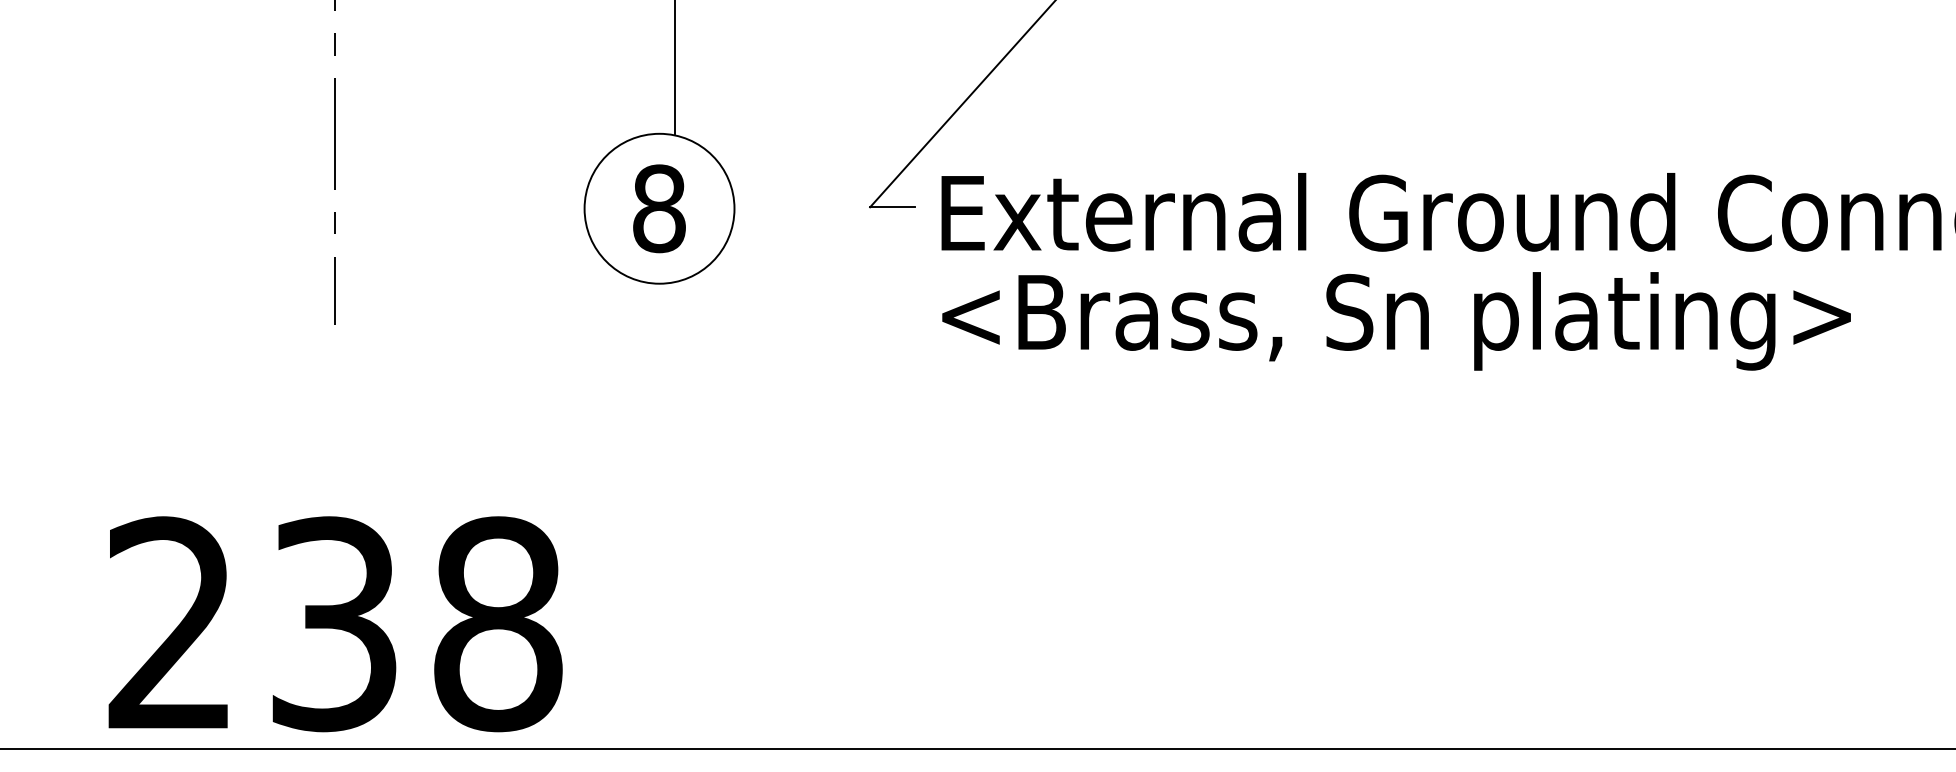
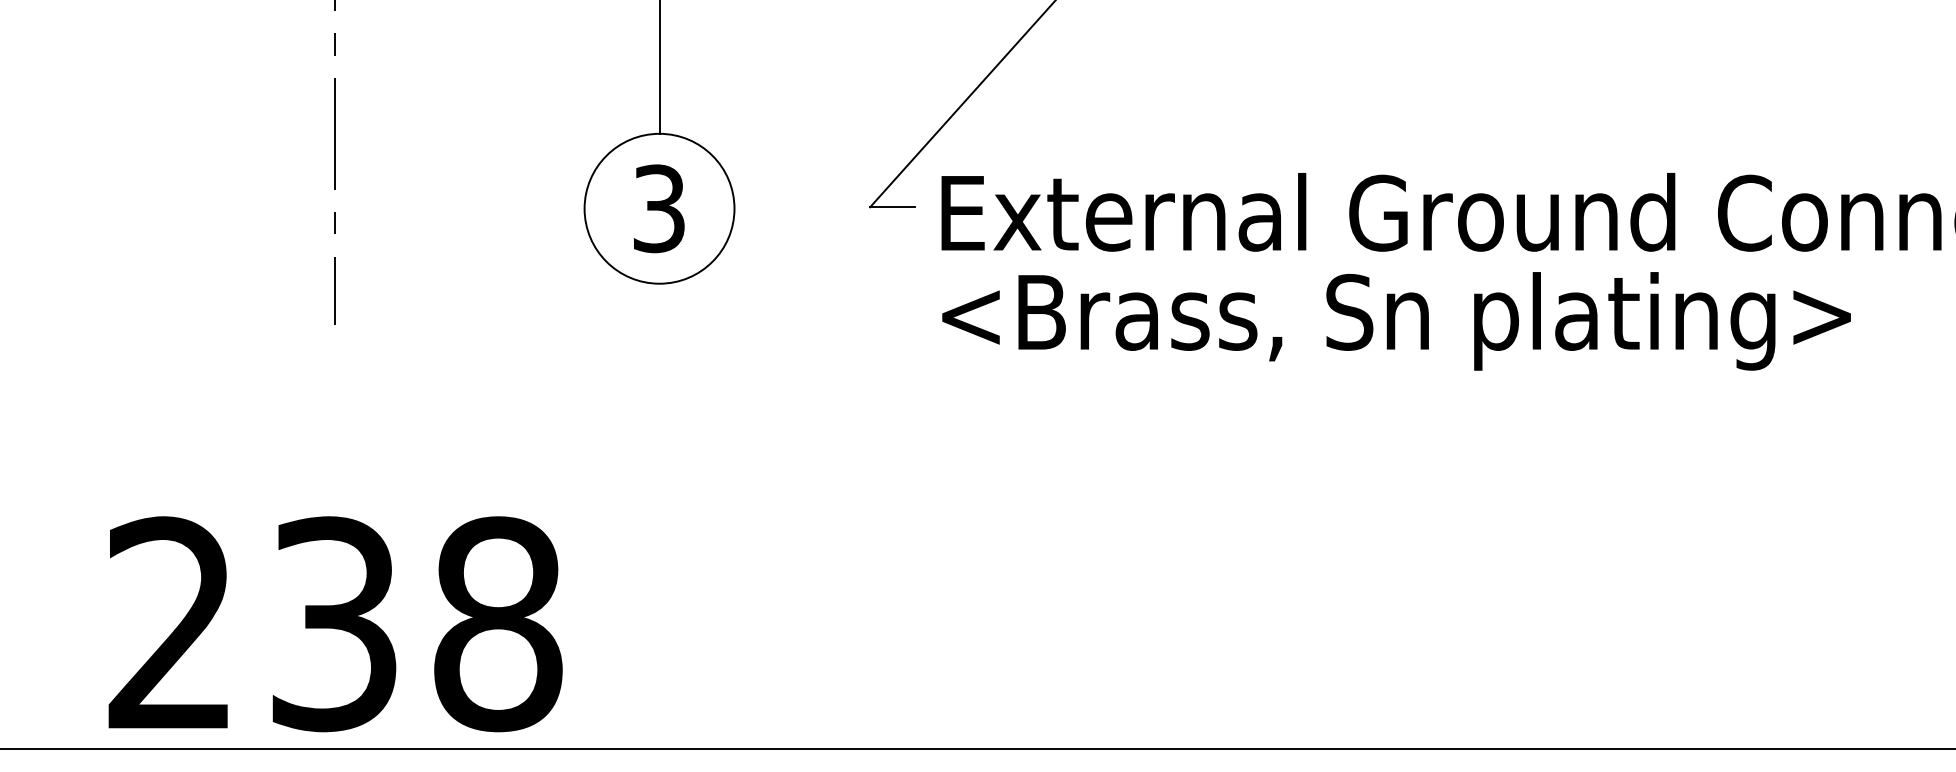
line position: (674, 67) -> (659, 67) (659, 67)
text: 8 -> 3 (659, 208)
